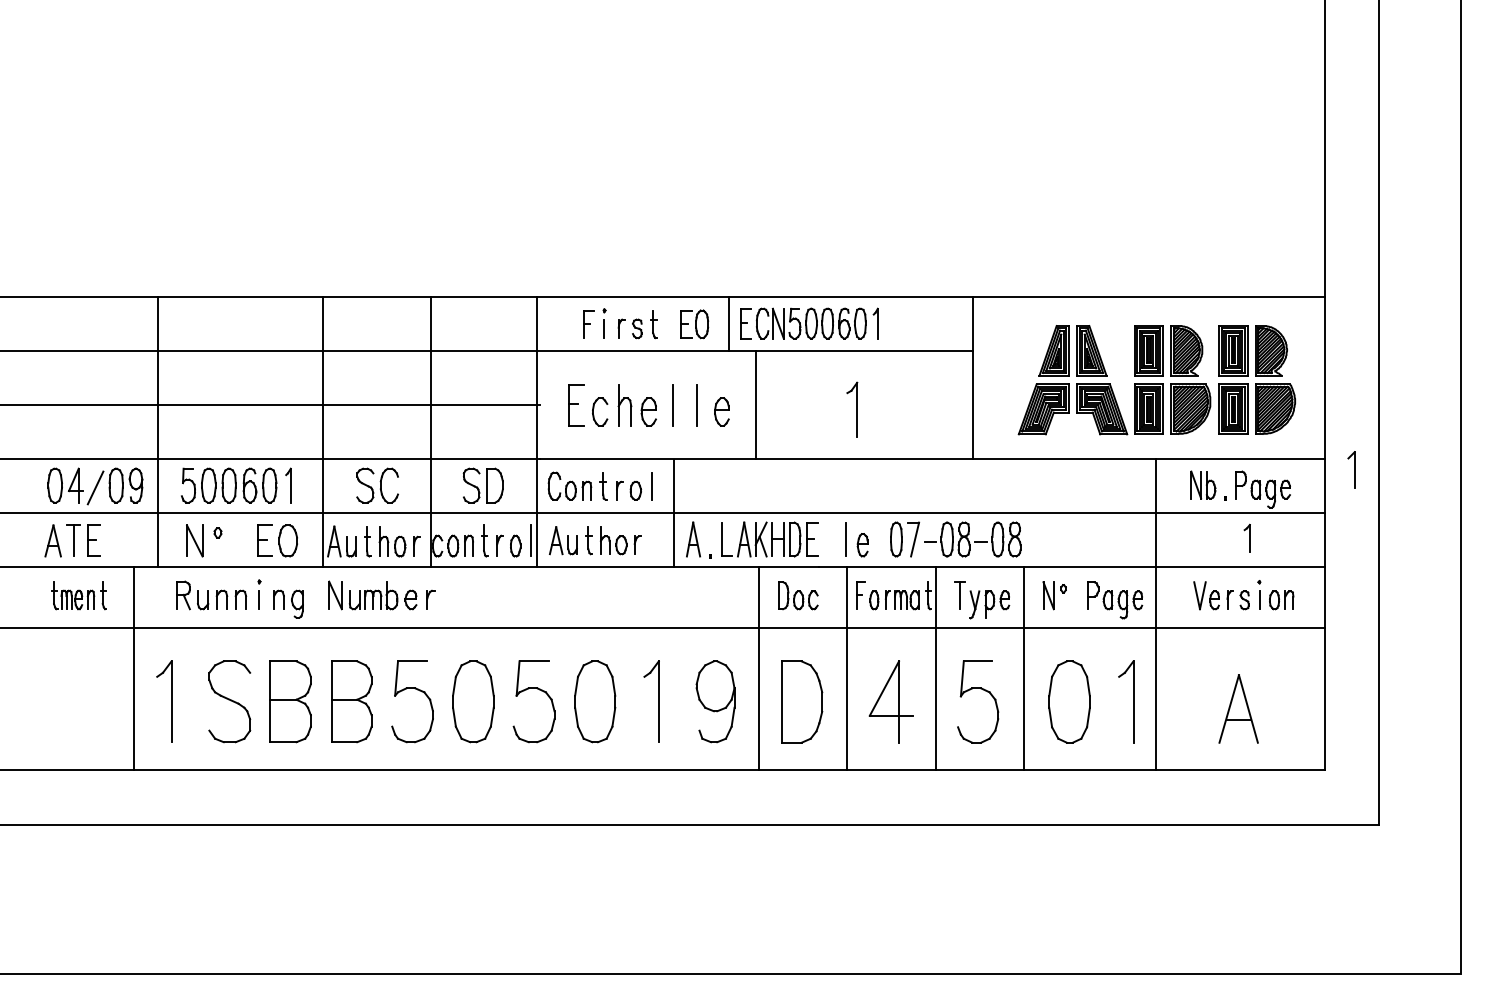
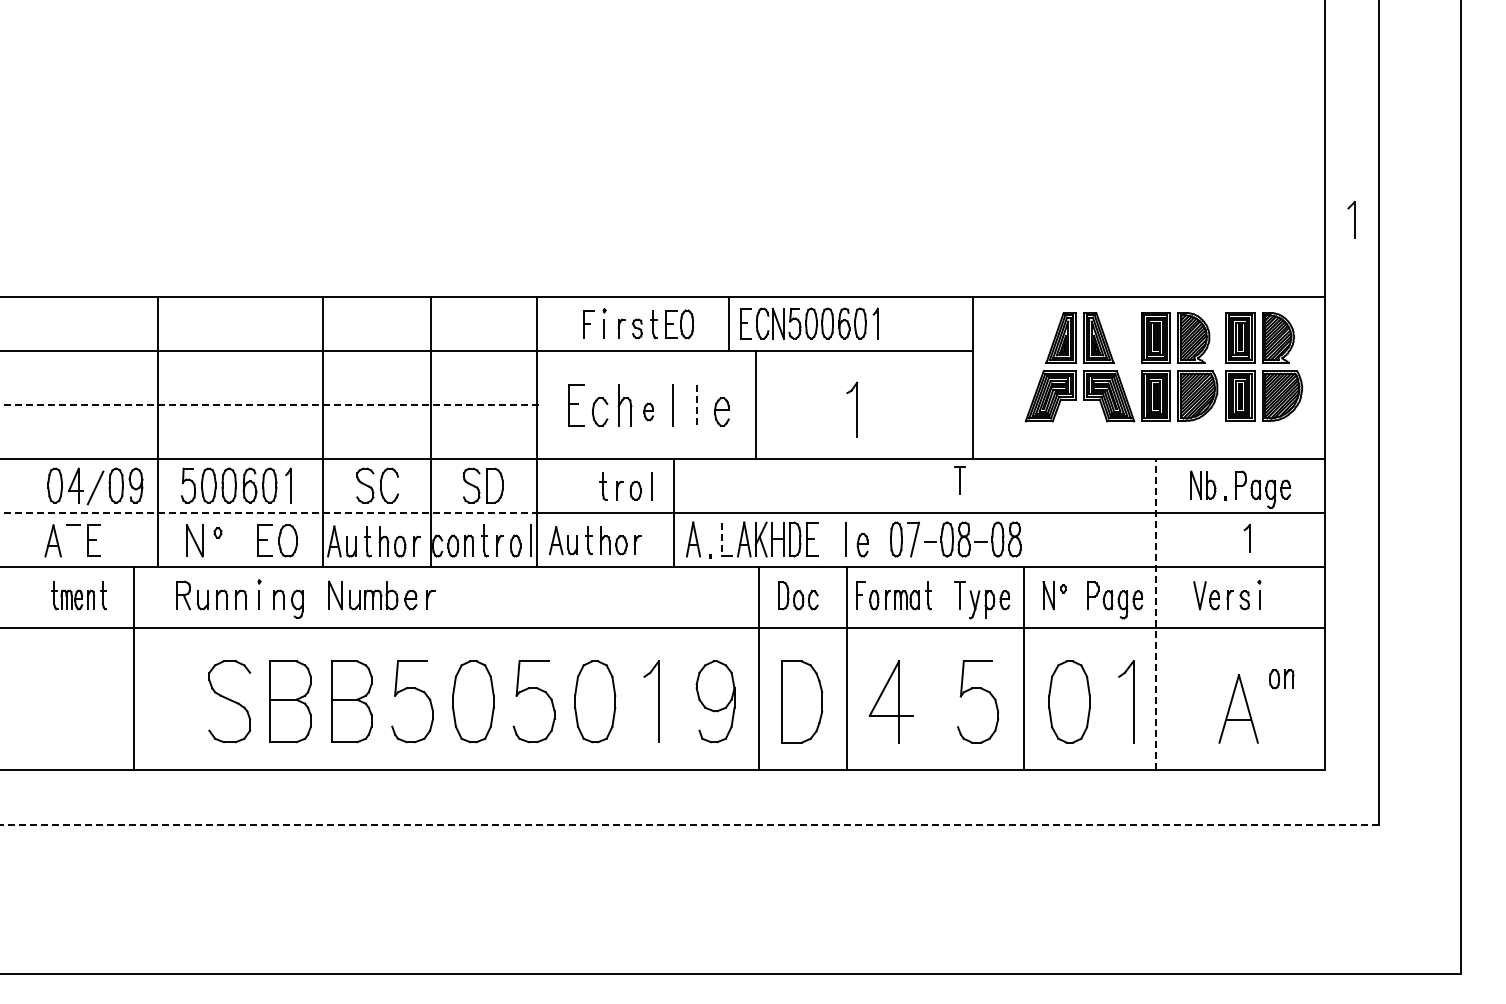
part position: (694, 324) -> (679, 324) (679, 324)
part position: (1156, 380) -> (1163, 367) (1163, 367)
line: solid -> dashed (270, 405)
line: solid -> dashed (697, 405)
part size: 17x30 px -> 11x20 px (648, 411)
part position: (1351, 469) -> (1351, 219) (1351, 219)
part: none -> present (959, 480)
part: present -> none (569, 485)
line: solid -> dashed (269, 513)
line: solid -> dashed (722, 539)
line: present -> none (73, 540)
part position: (1281, 600) -> (1281, 679) (1281, 679)
line: solid -> dashed (1156, 614)
line: present -> none (935, 668)
part: present -> none (171, 701)
line: solid -> dashed (690, 824)
